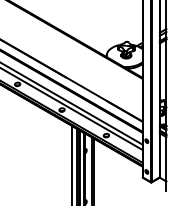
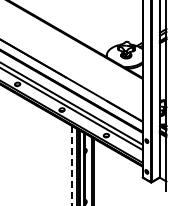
line: solid -> dashed (72, 166)
